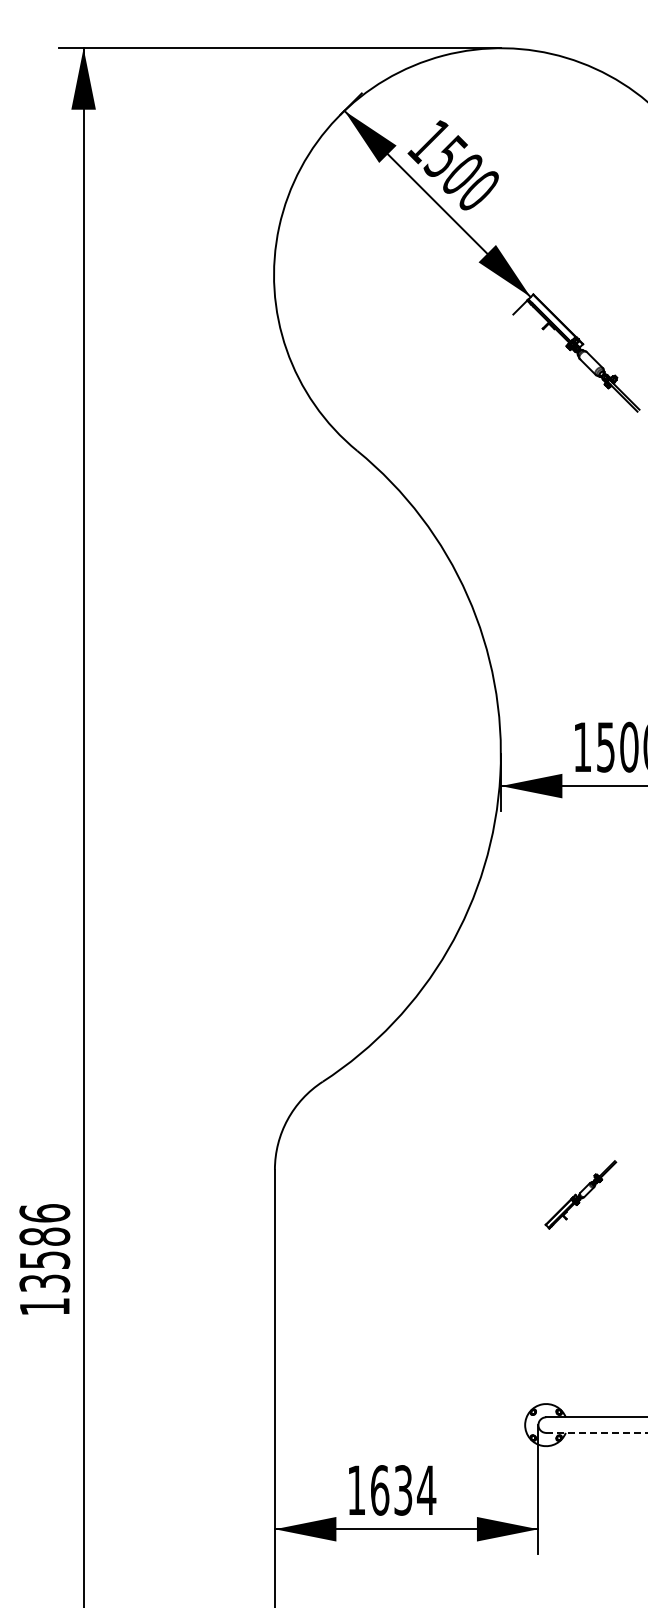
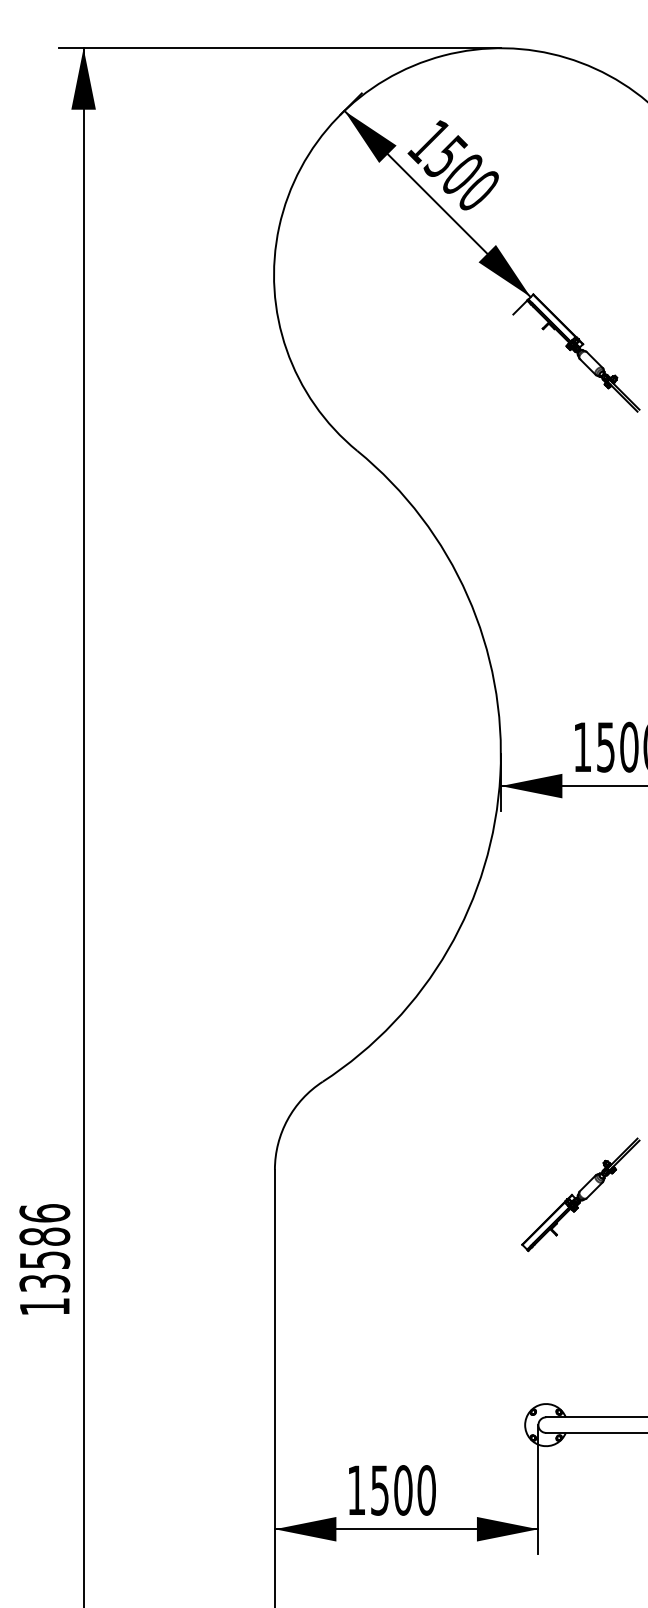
part size: 74x70 px -> 120x116 px (580, 1194)
line: dashed -> solid (596, 1432)
text: 1634 -> 1500 (403, 1490)
